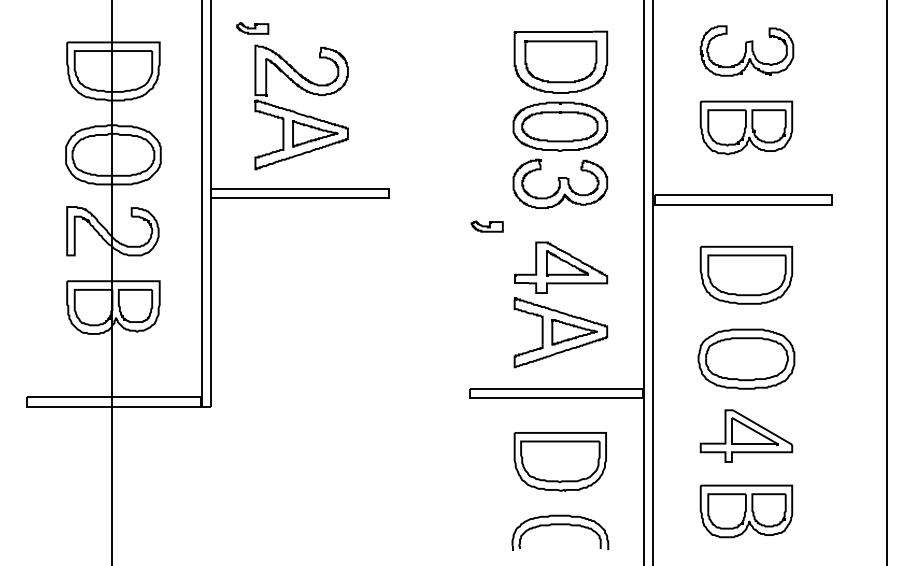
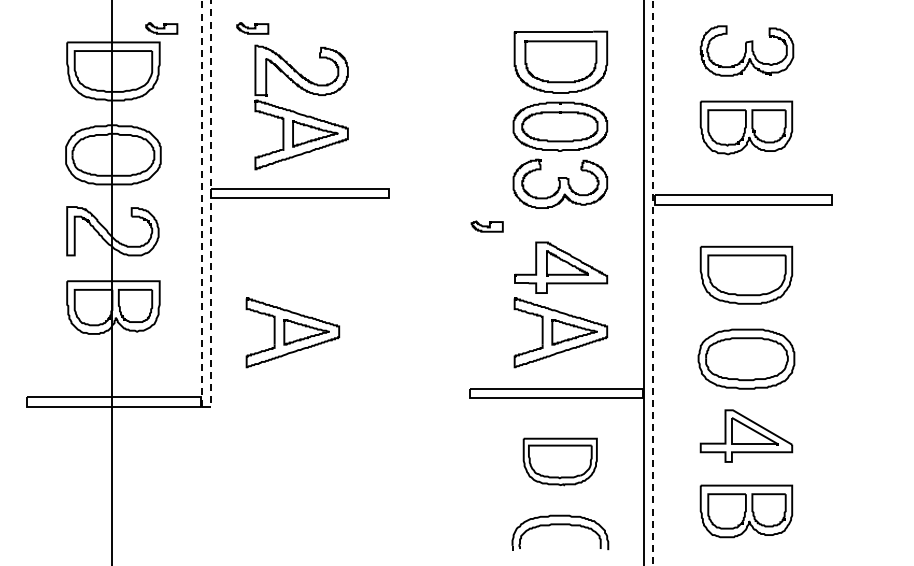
part: none -> present (161, 28)
line: solid -> dashed (201, 203)
line: solid -> dashed (211, 204)
line: present -> none (886, 282)
line: solid -> dashed (653, 283)
part: none -> present (292, 332)
part size: 94x60 px -> 76x50 px (559, 461)
